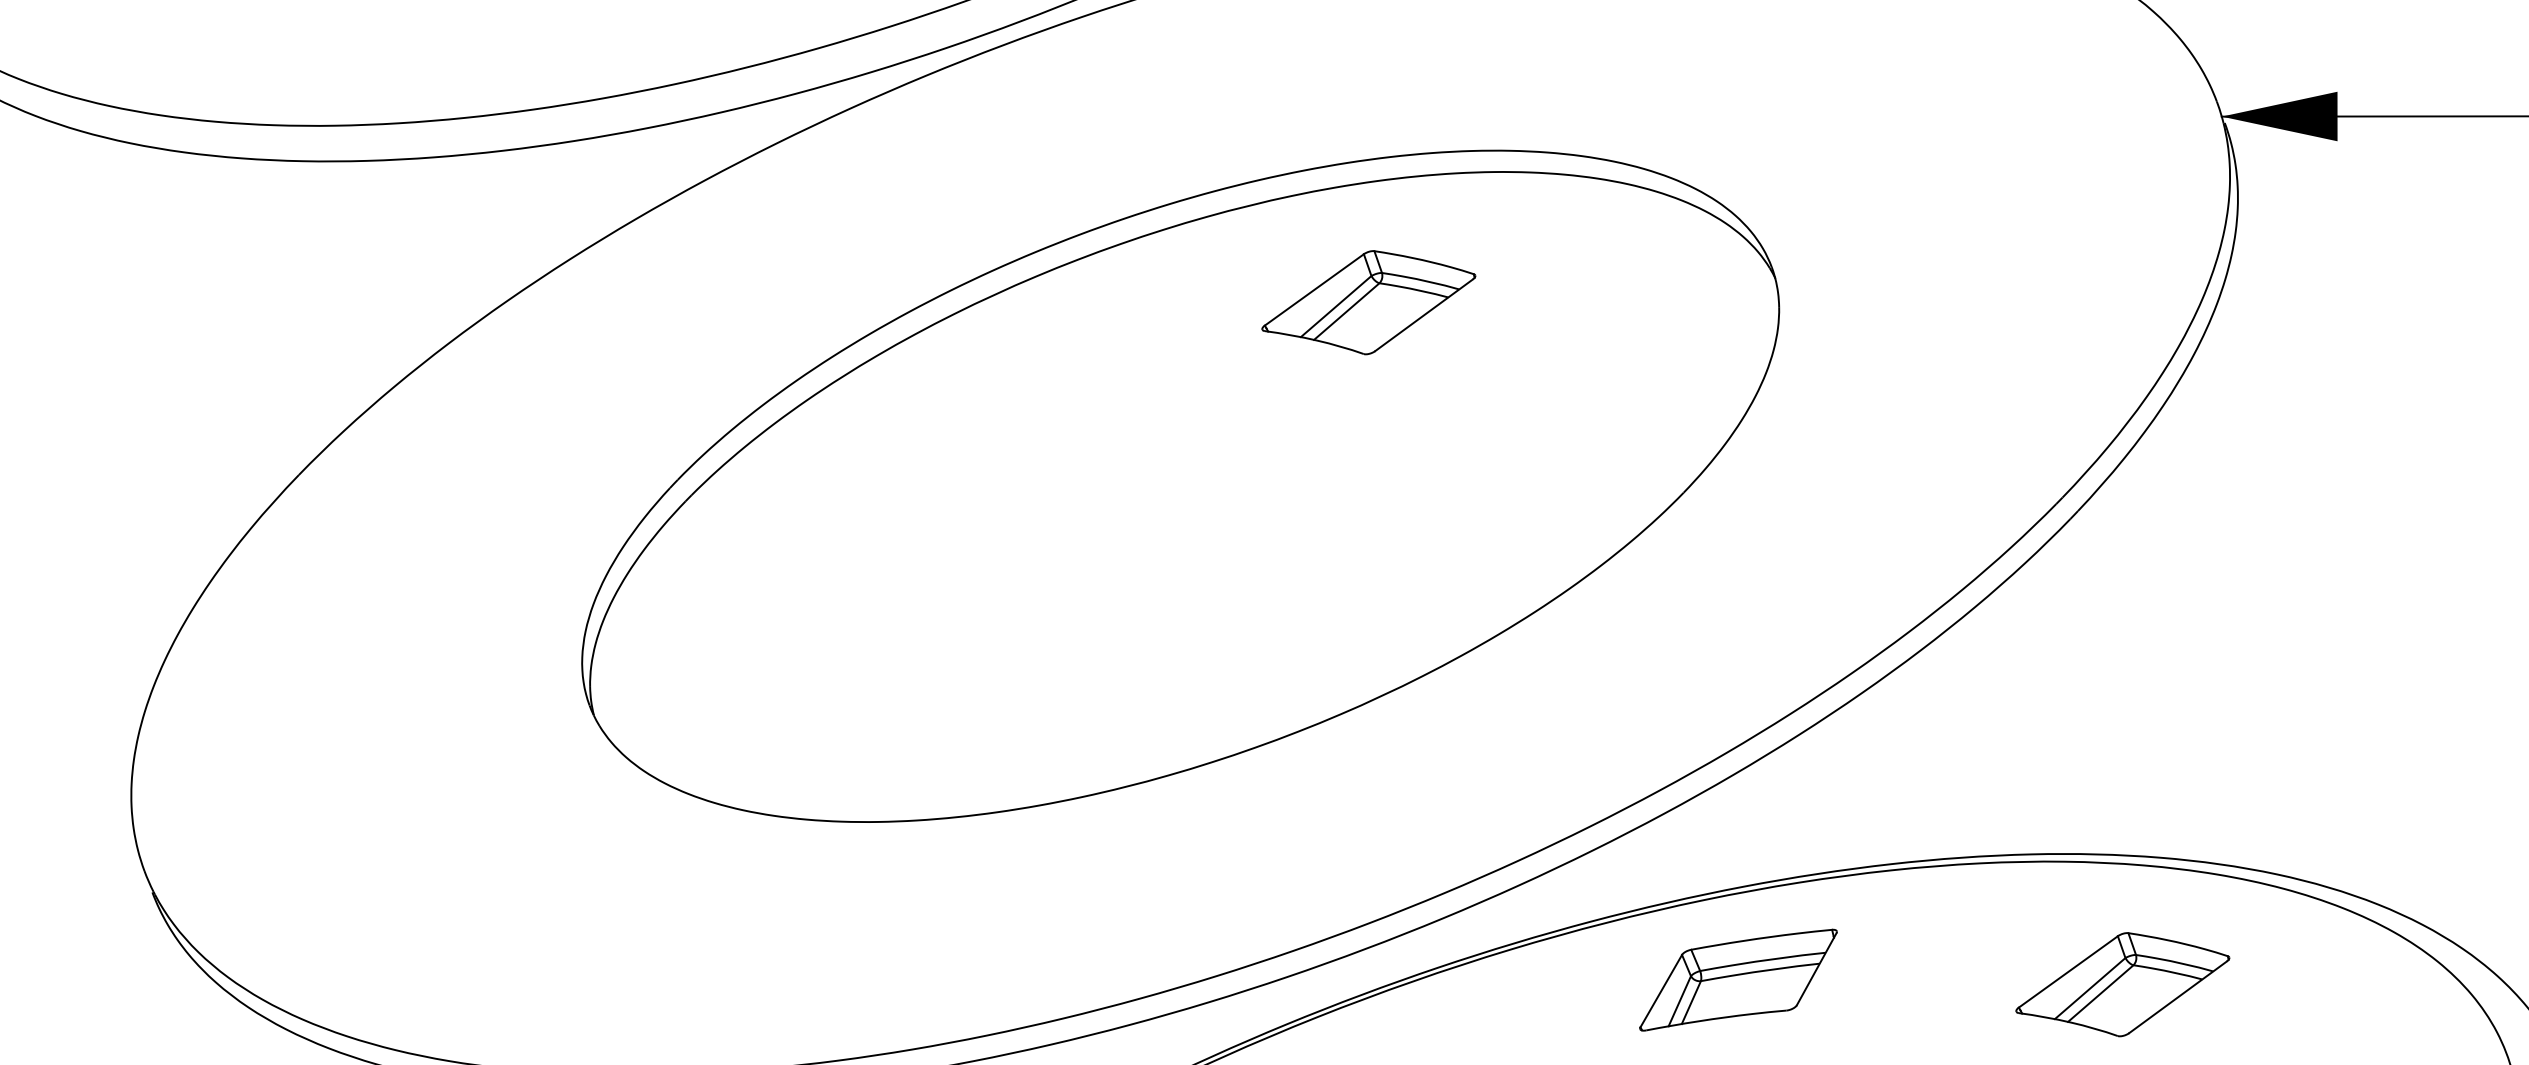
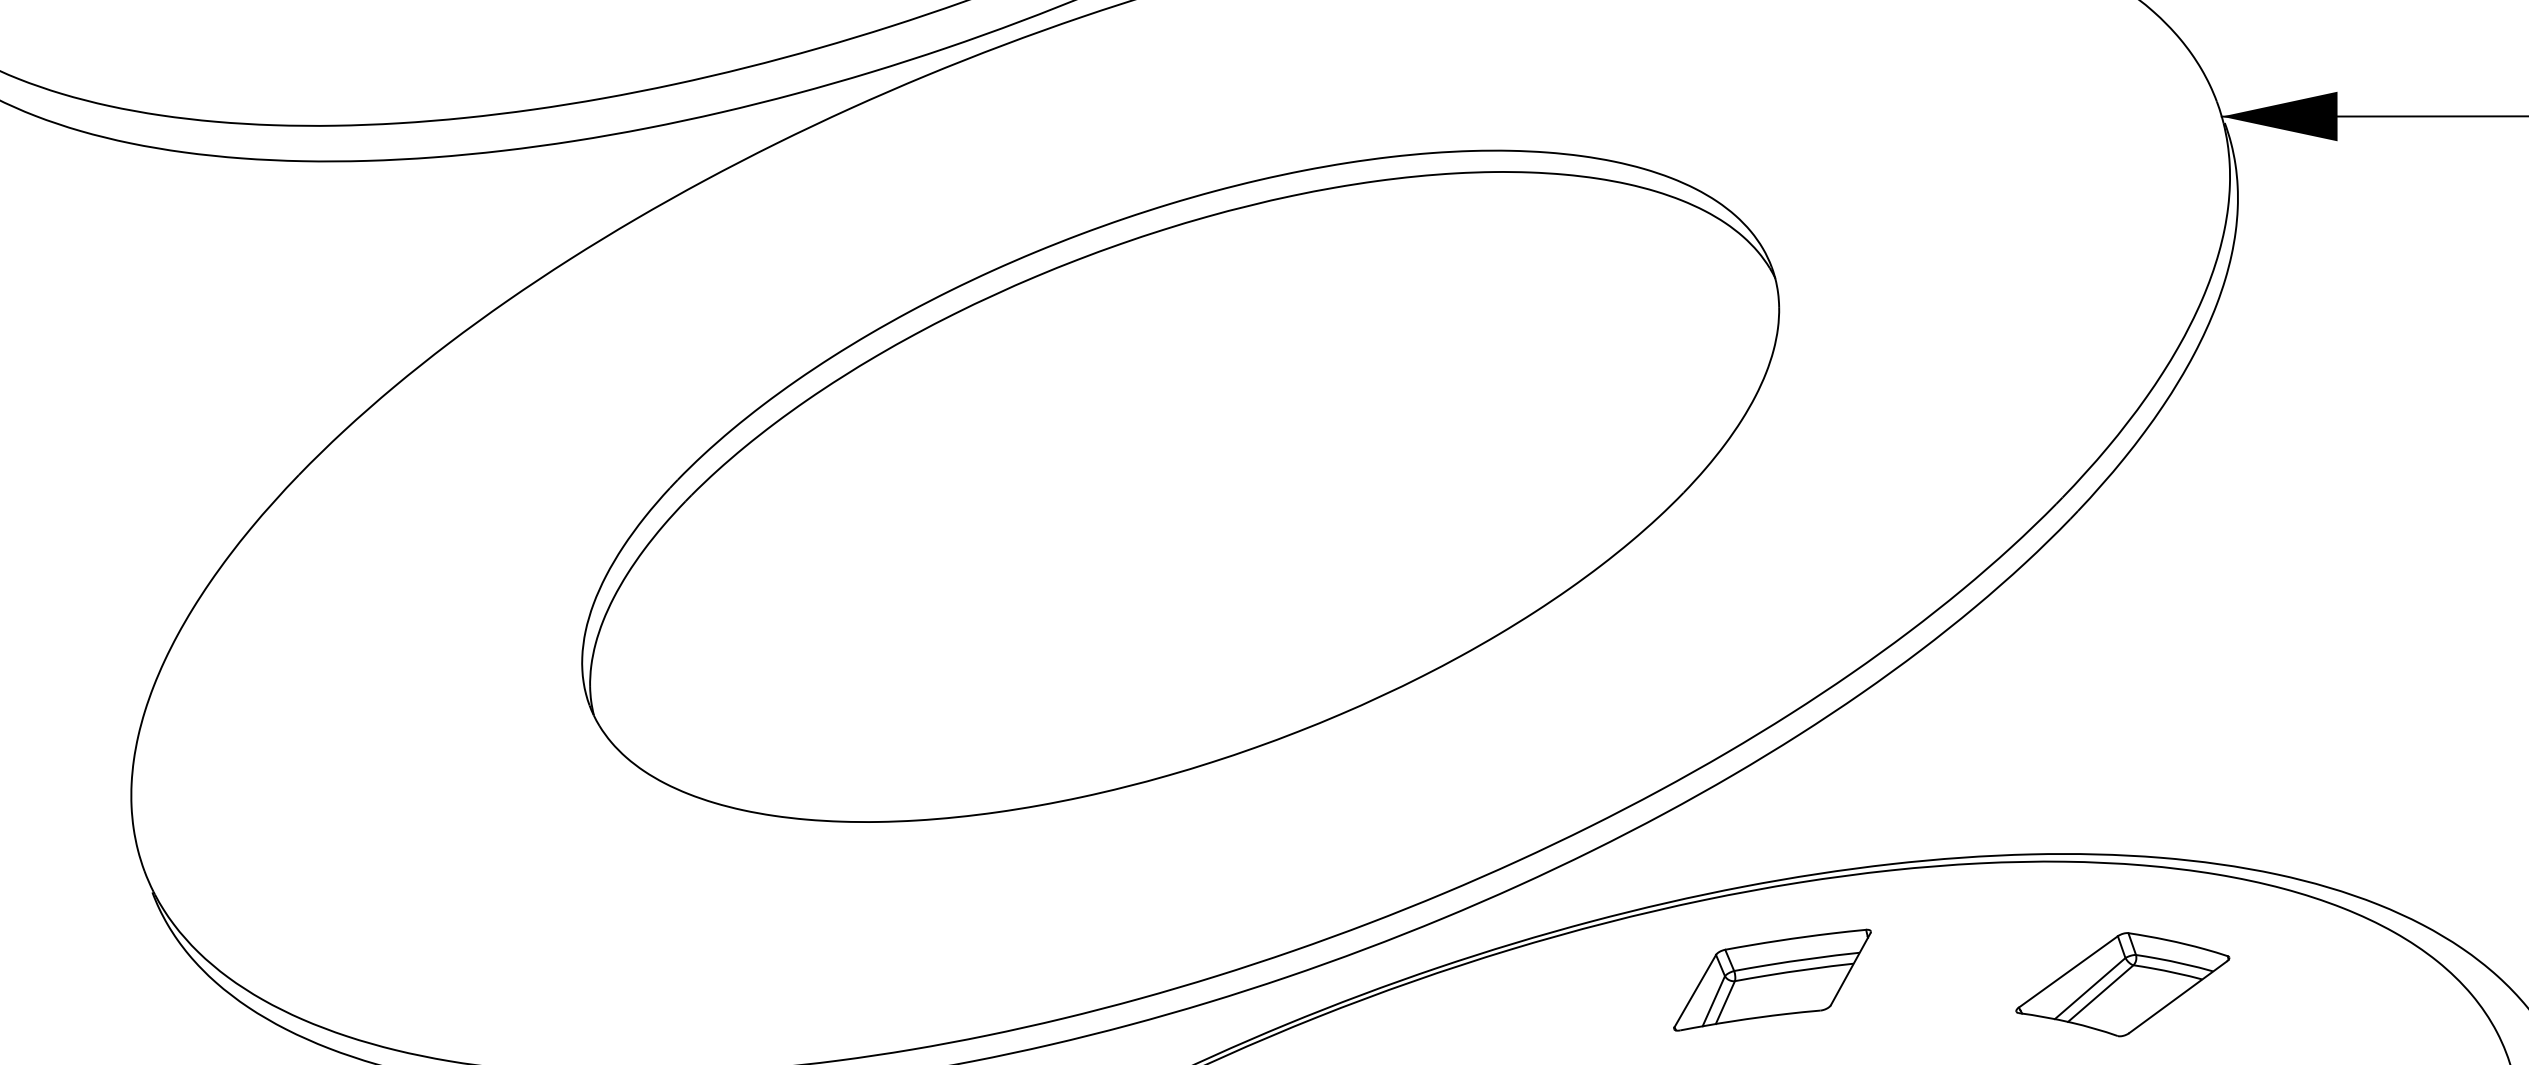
part: present -> none (1368, 302)
part position: (1738, 979) -> (1772, 979) (1772, 979)
